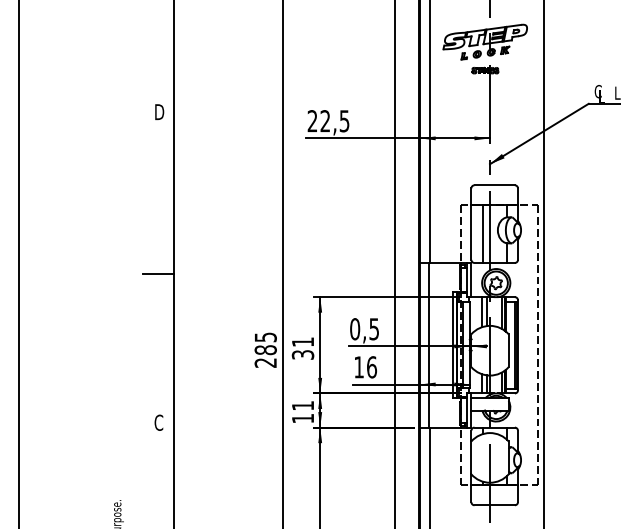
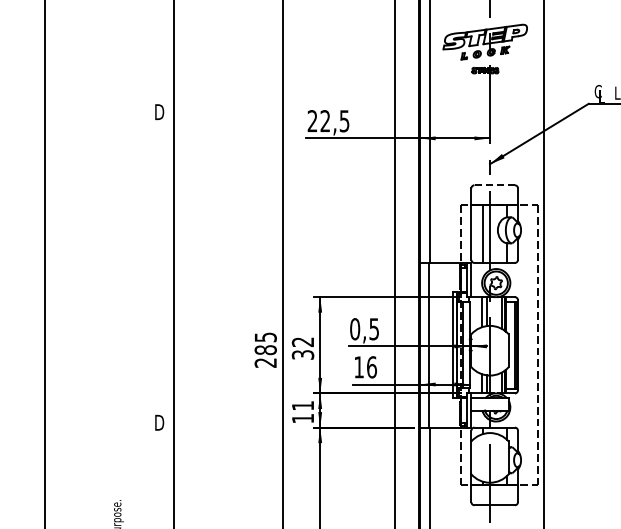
line: solid -> dashed (495, 185)
line position: (18, 263) -> (44, 263) (44, 263)
line: present -> none (157, 273)
text: 31 -> 32 (302, 341)
text: C -> D (159, 422)
